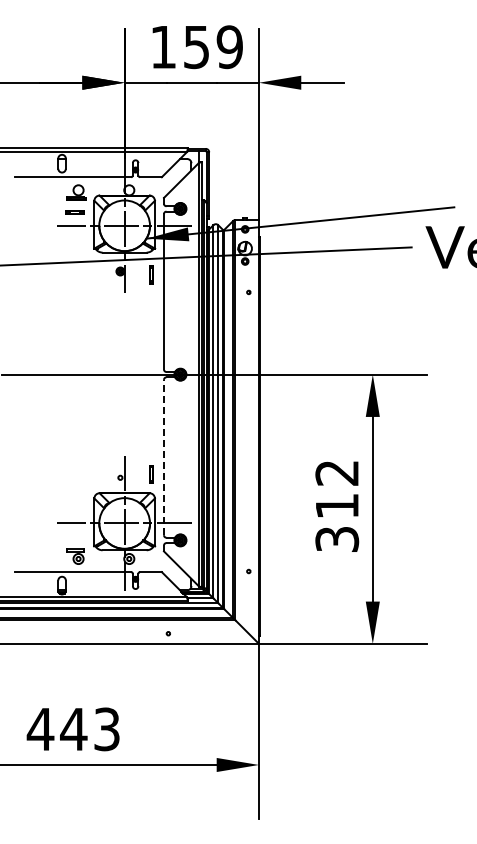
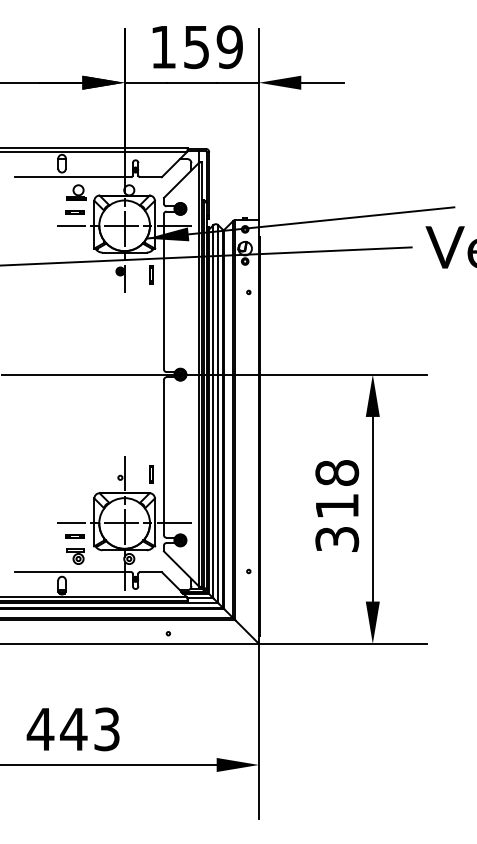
line: dashed -> solid (163, 457)
text: 312 -> 318 (337, 472)
line: none -> present (74, 535)
